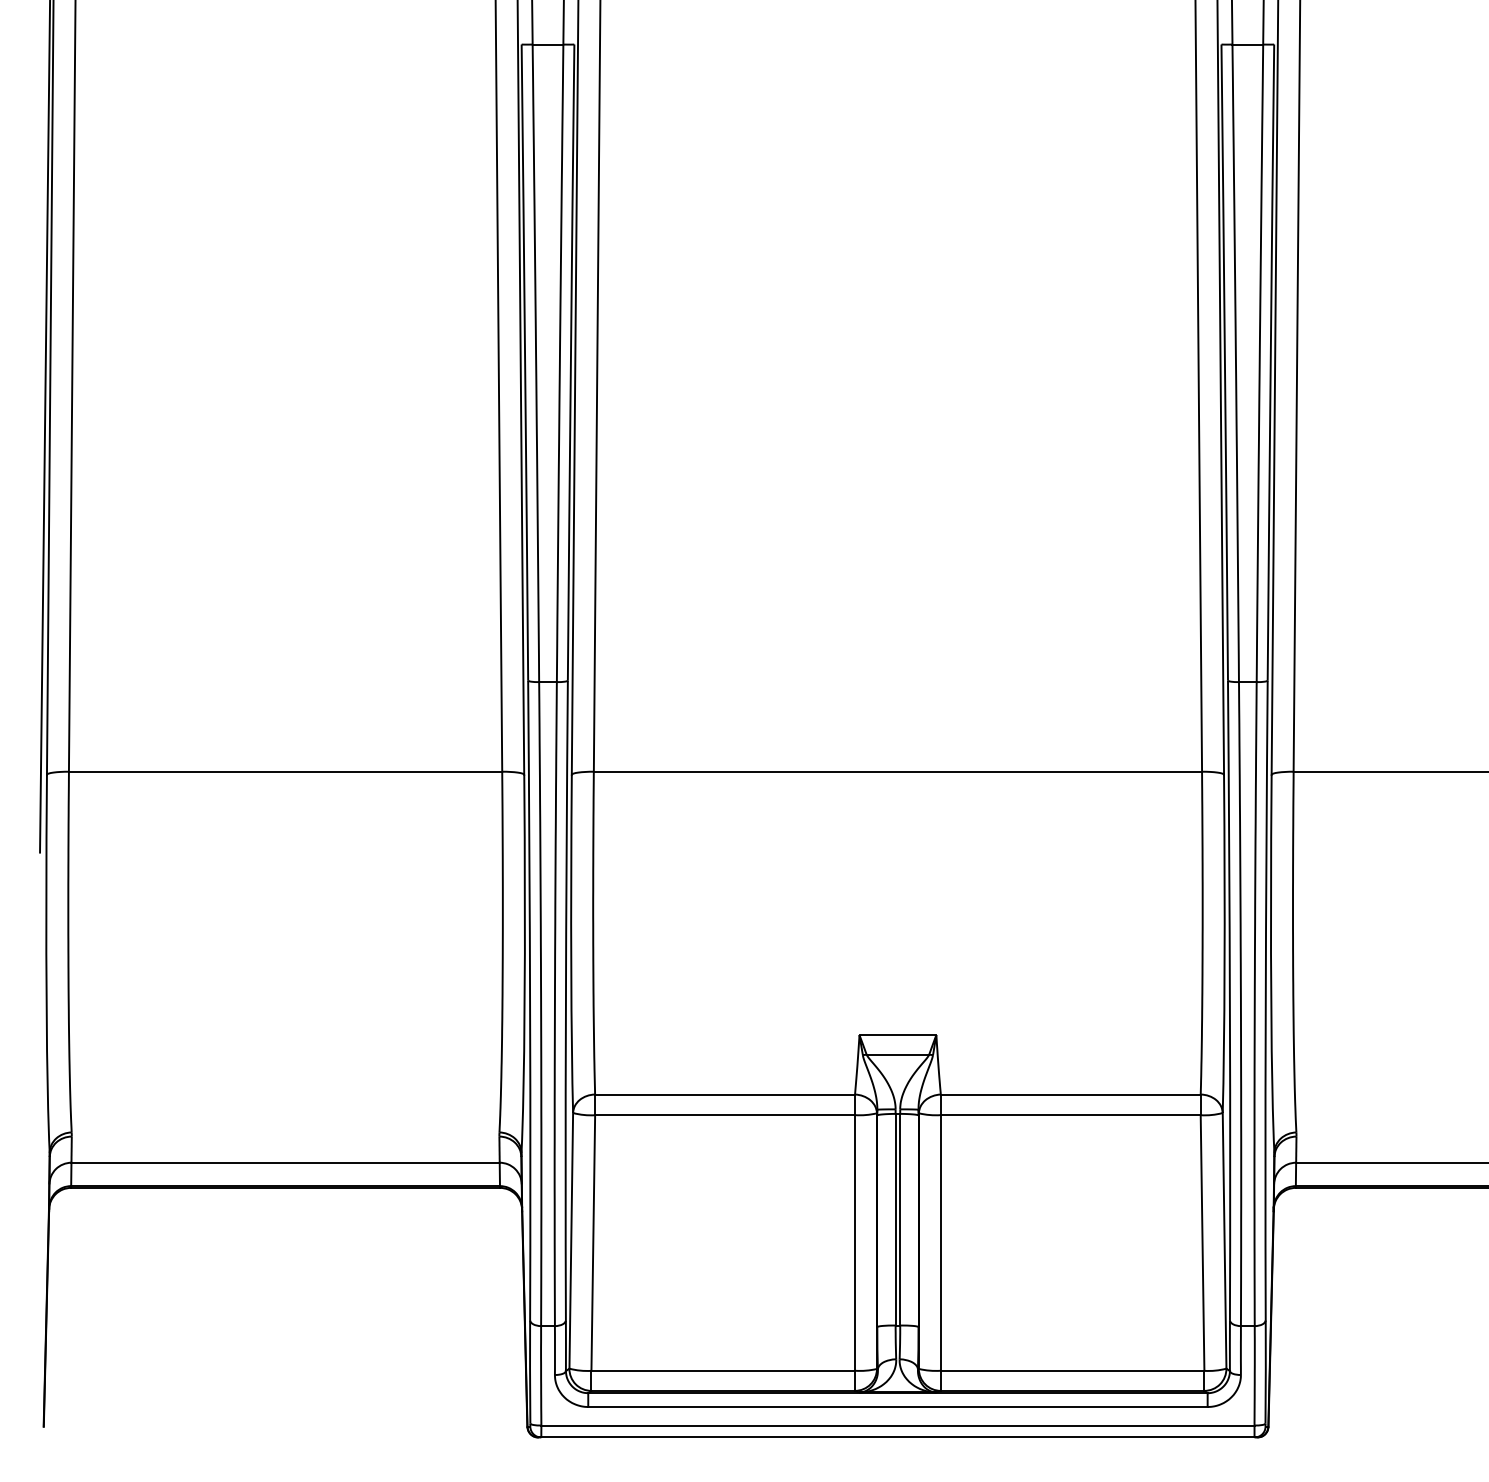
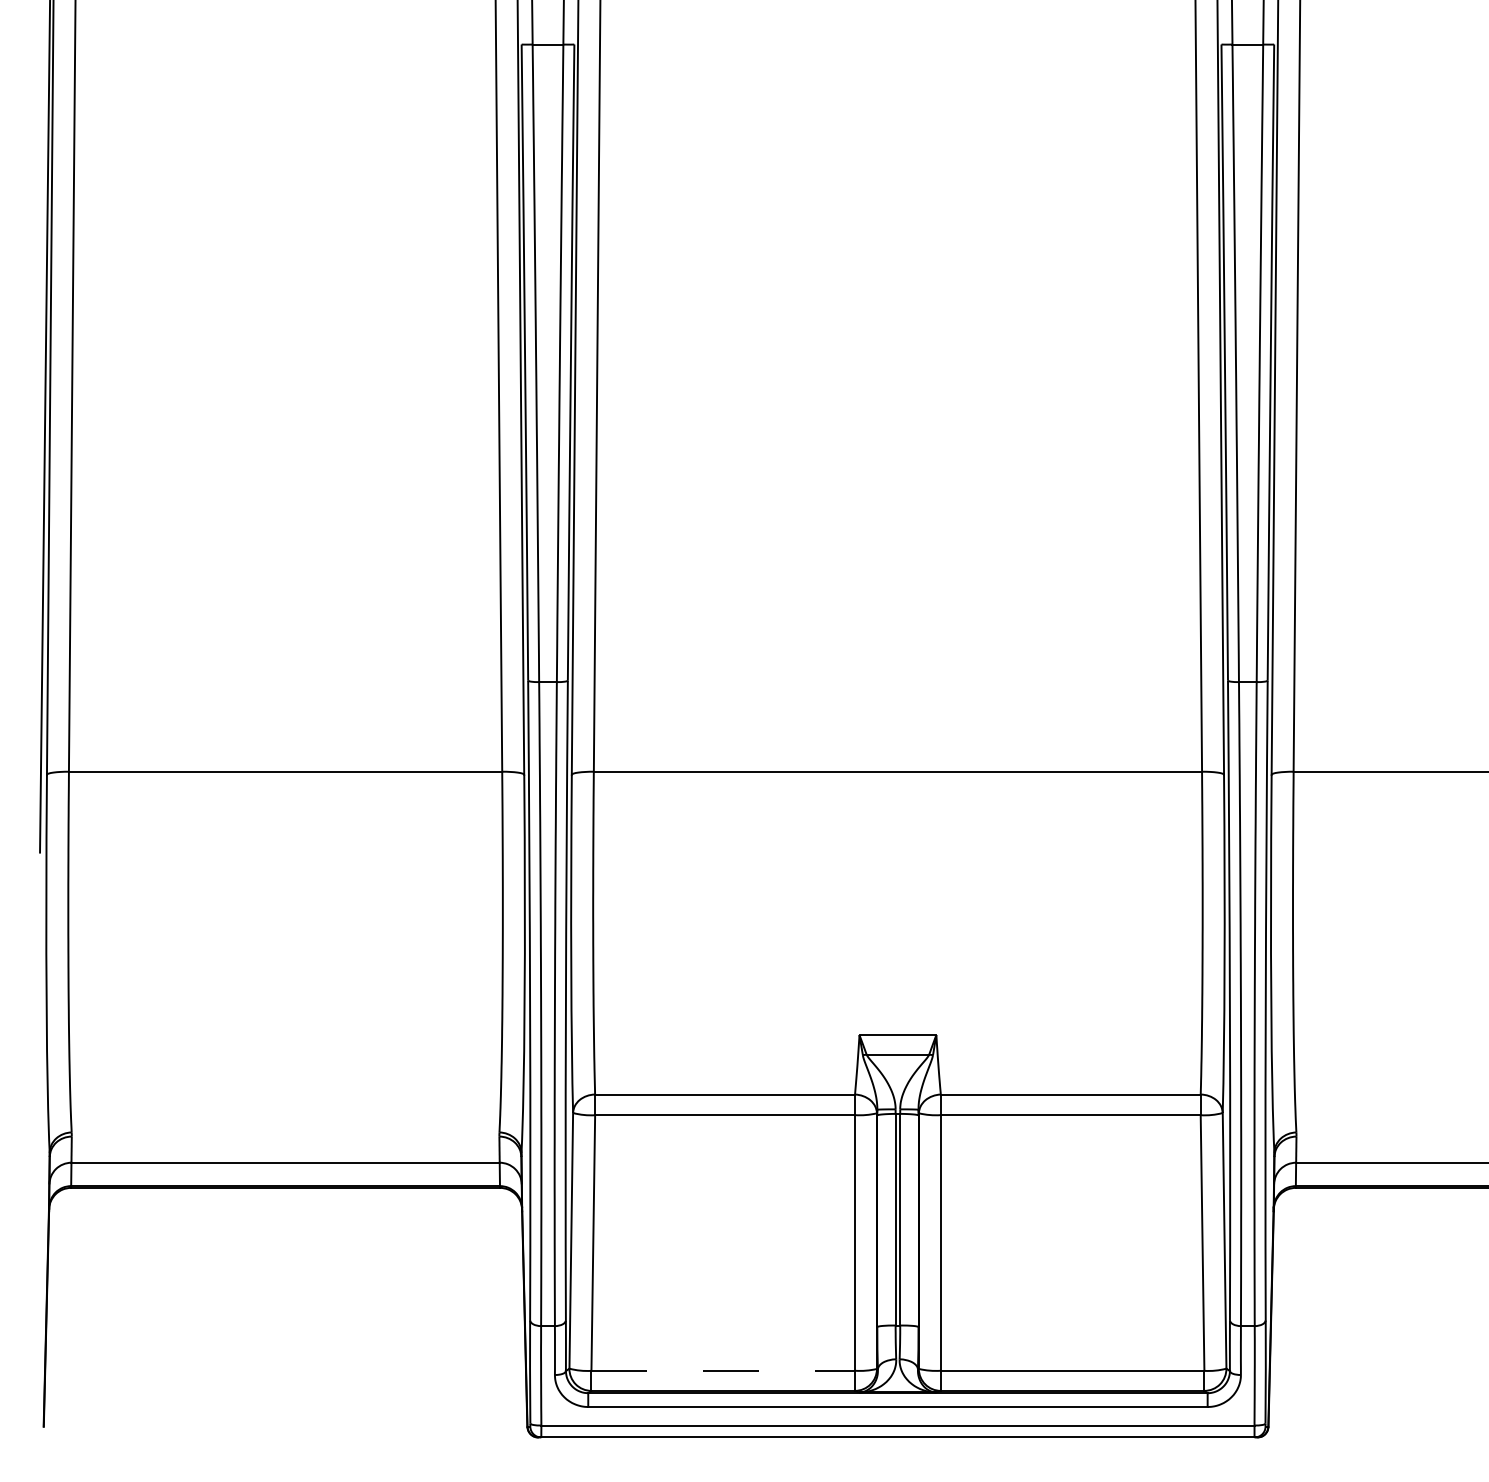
line: solid -> dashed (723, 1370)
